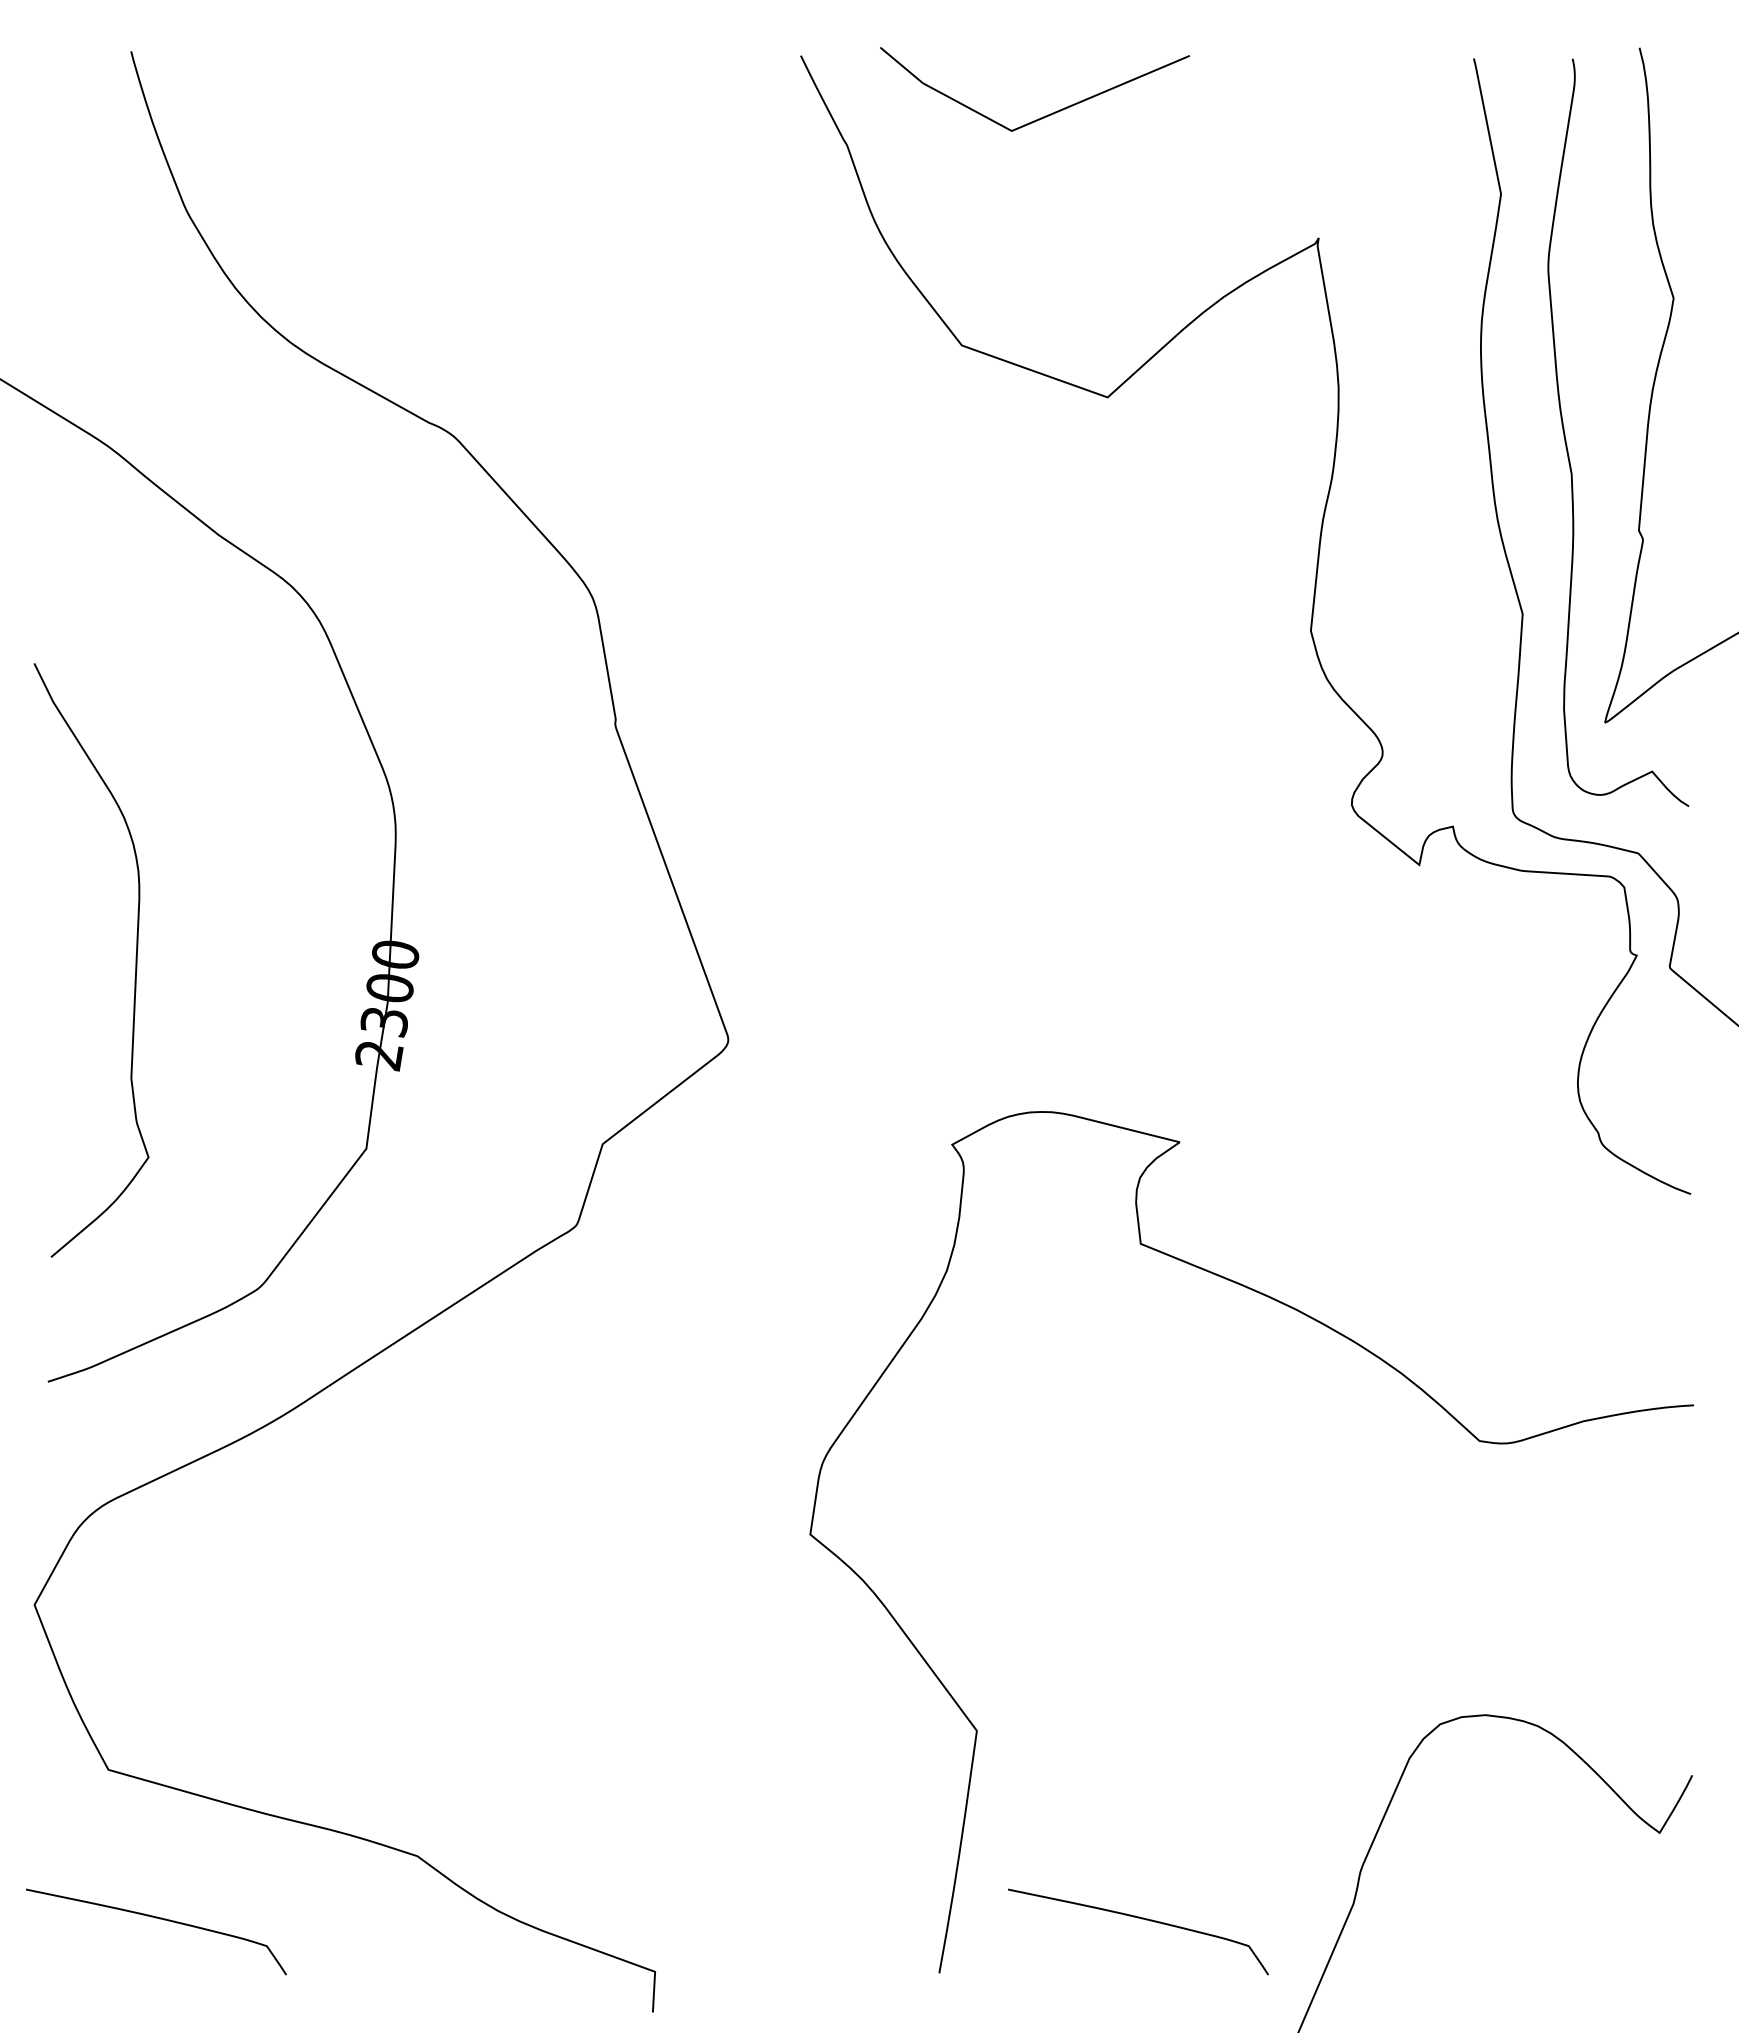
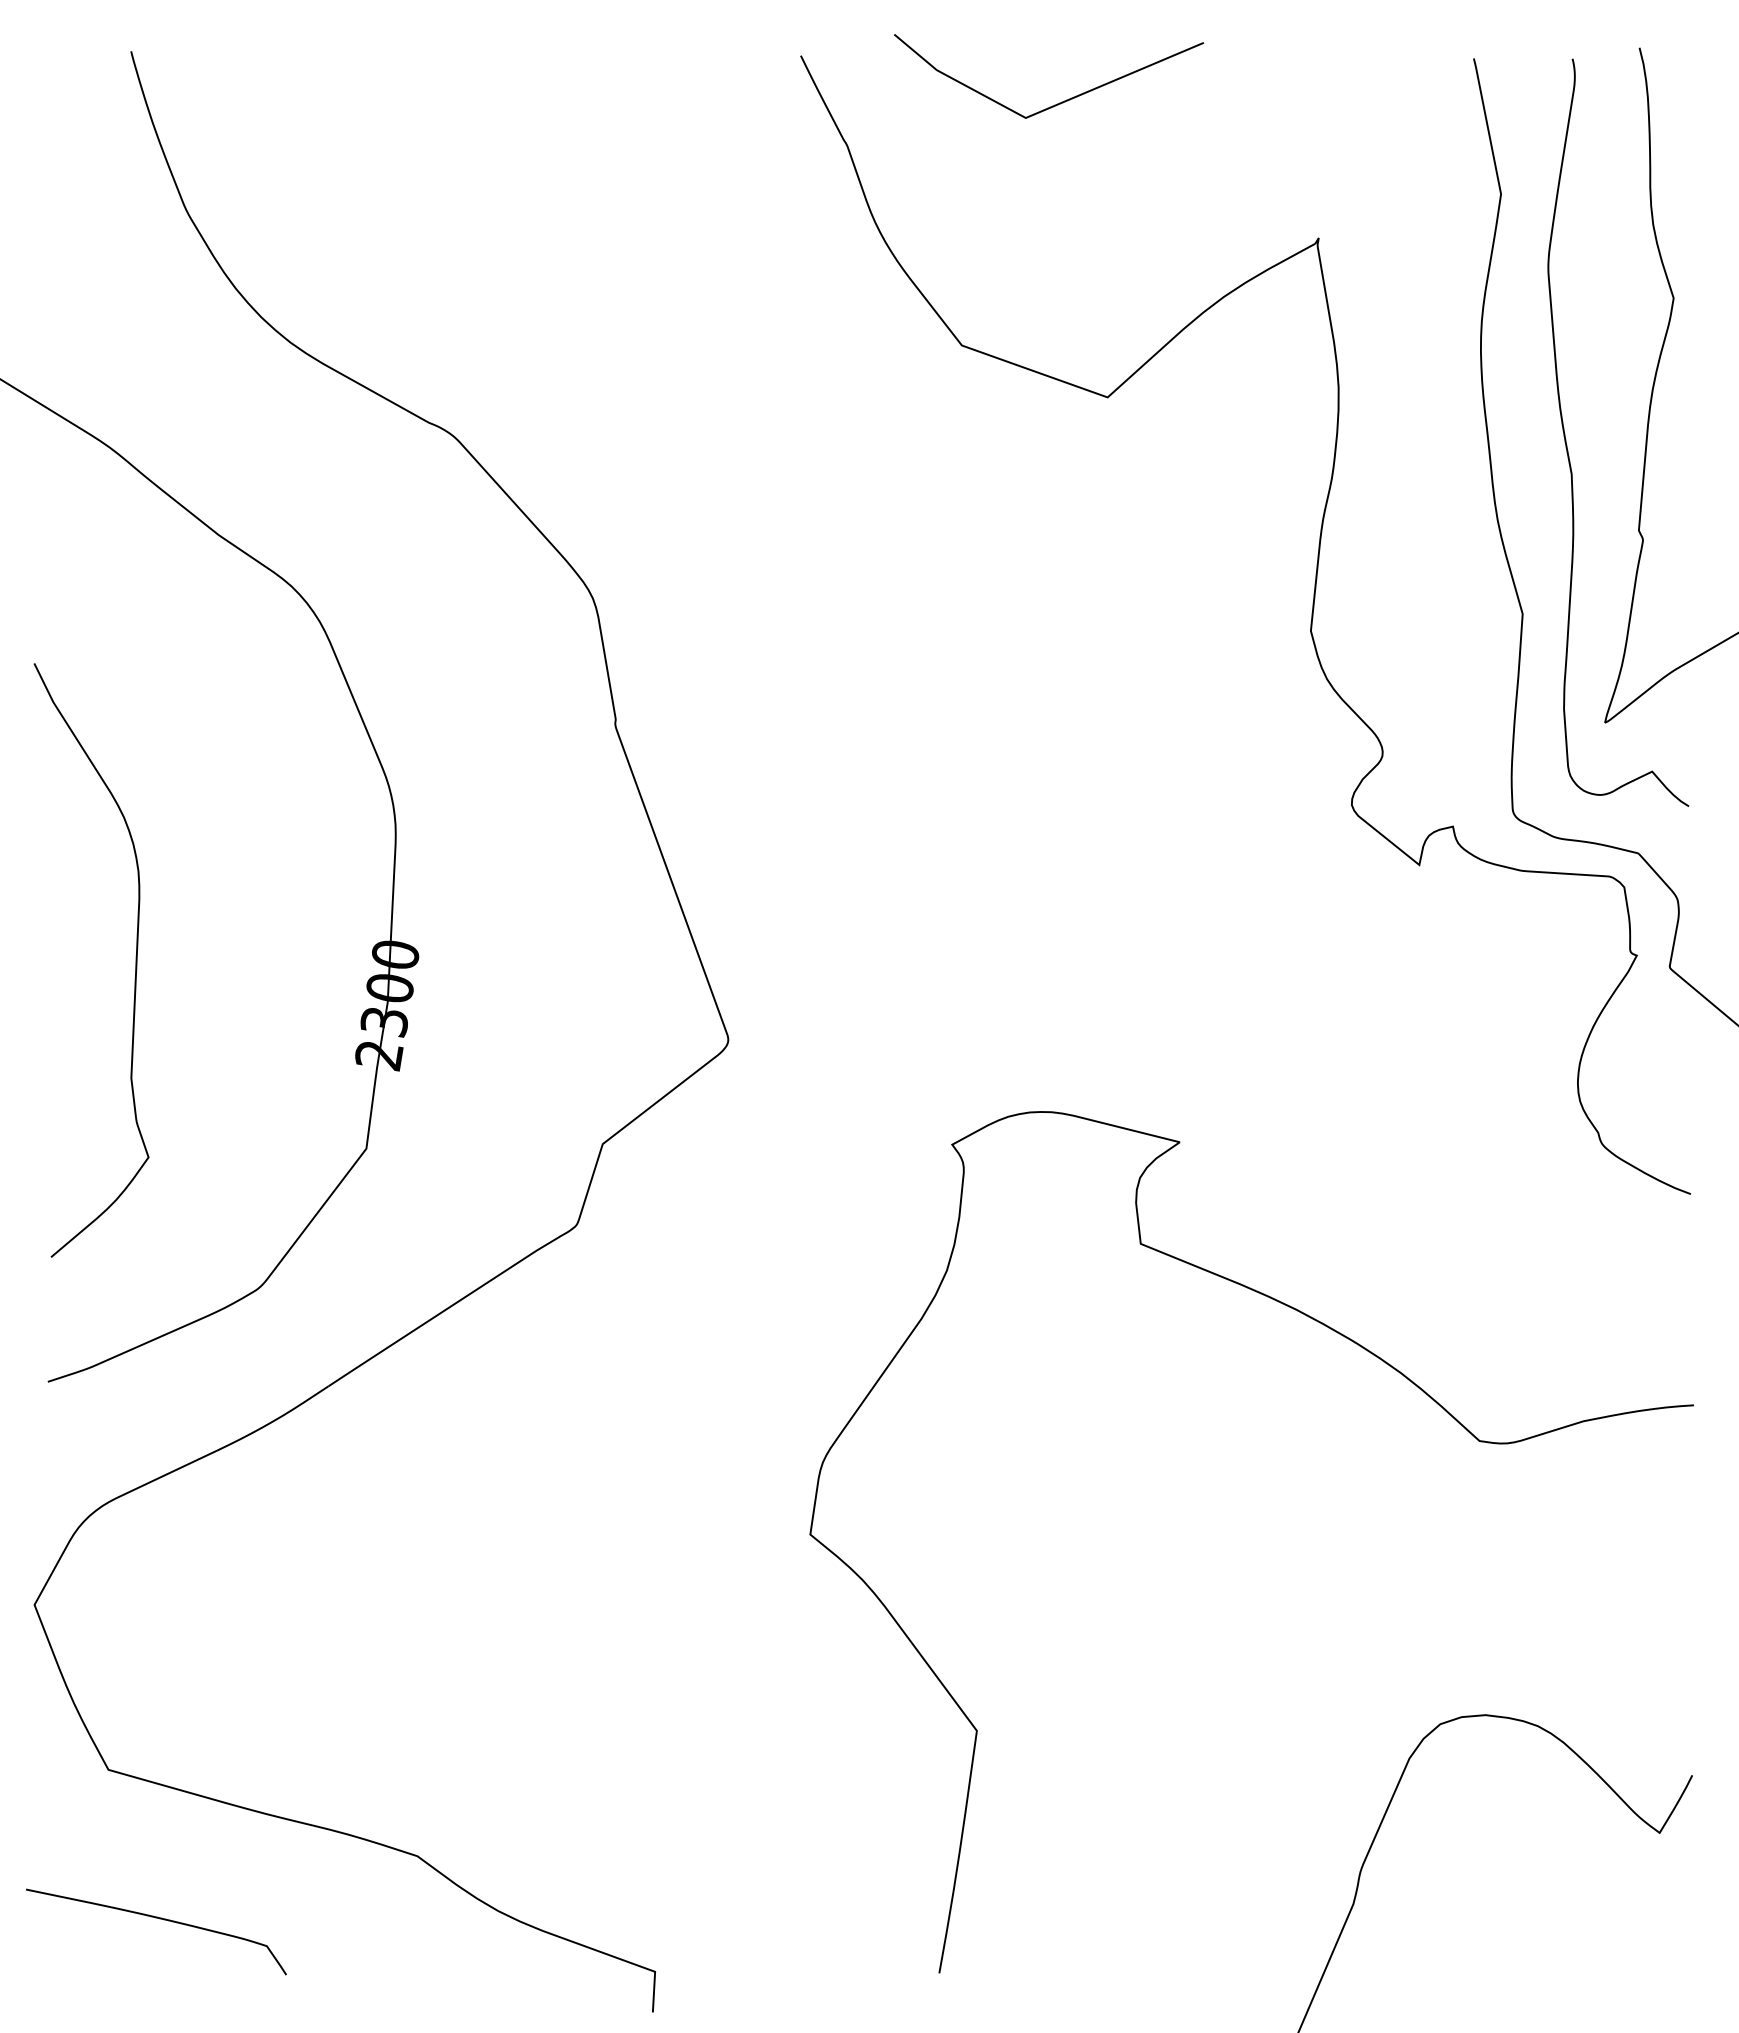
curve position: (1045, 115) -> (1059, 102) (1059, 102)
curve: present -> none (1141, 1919)
